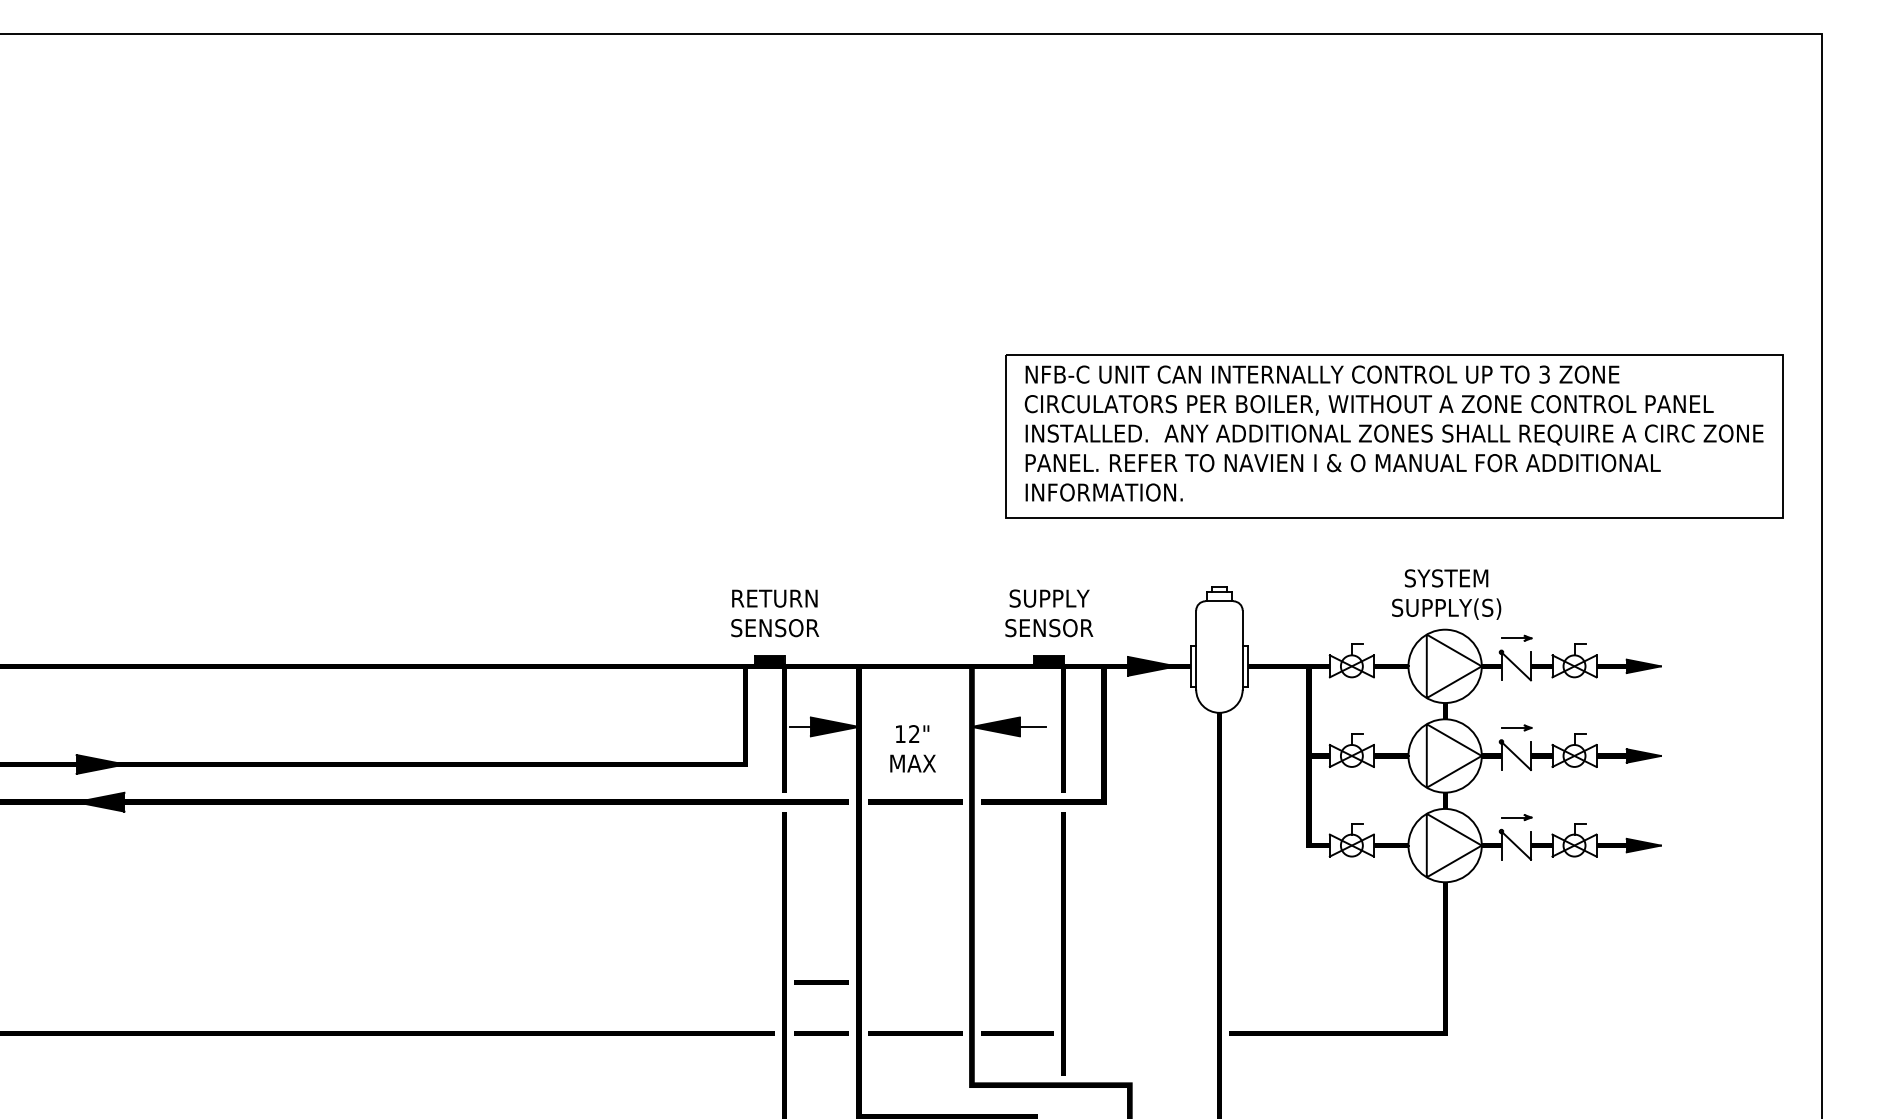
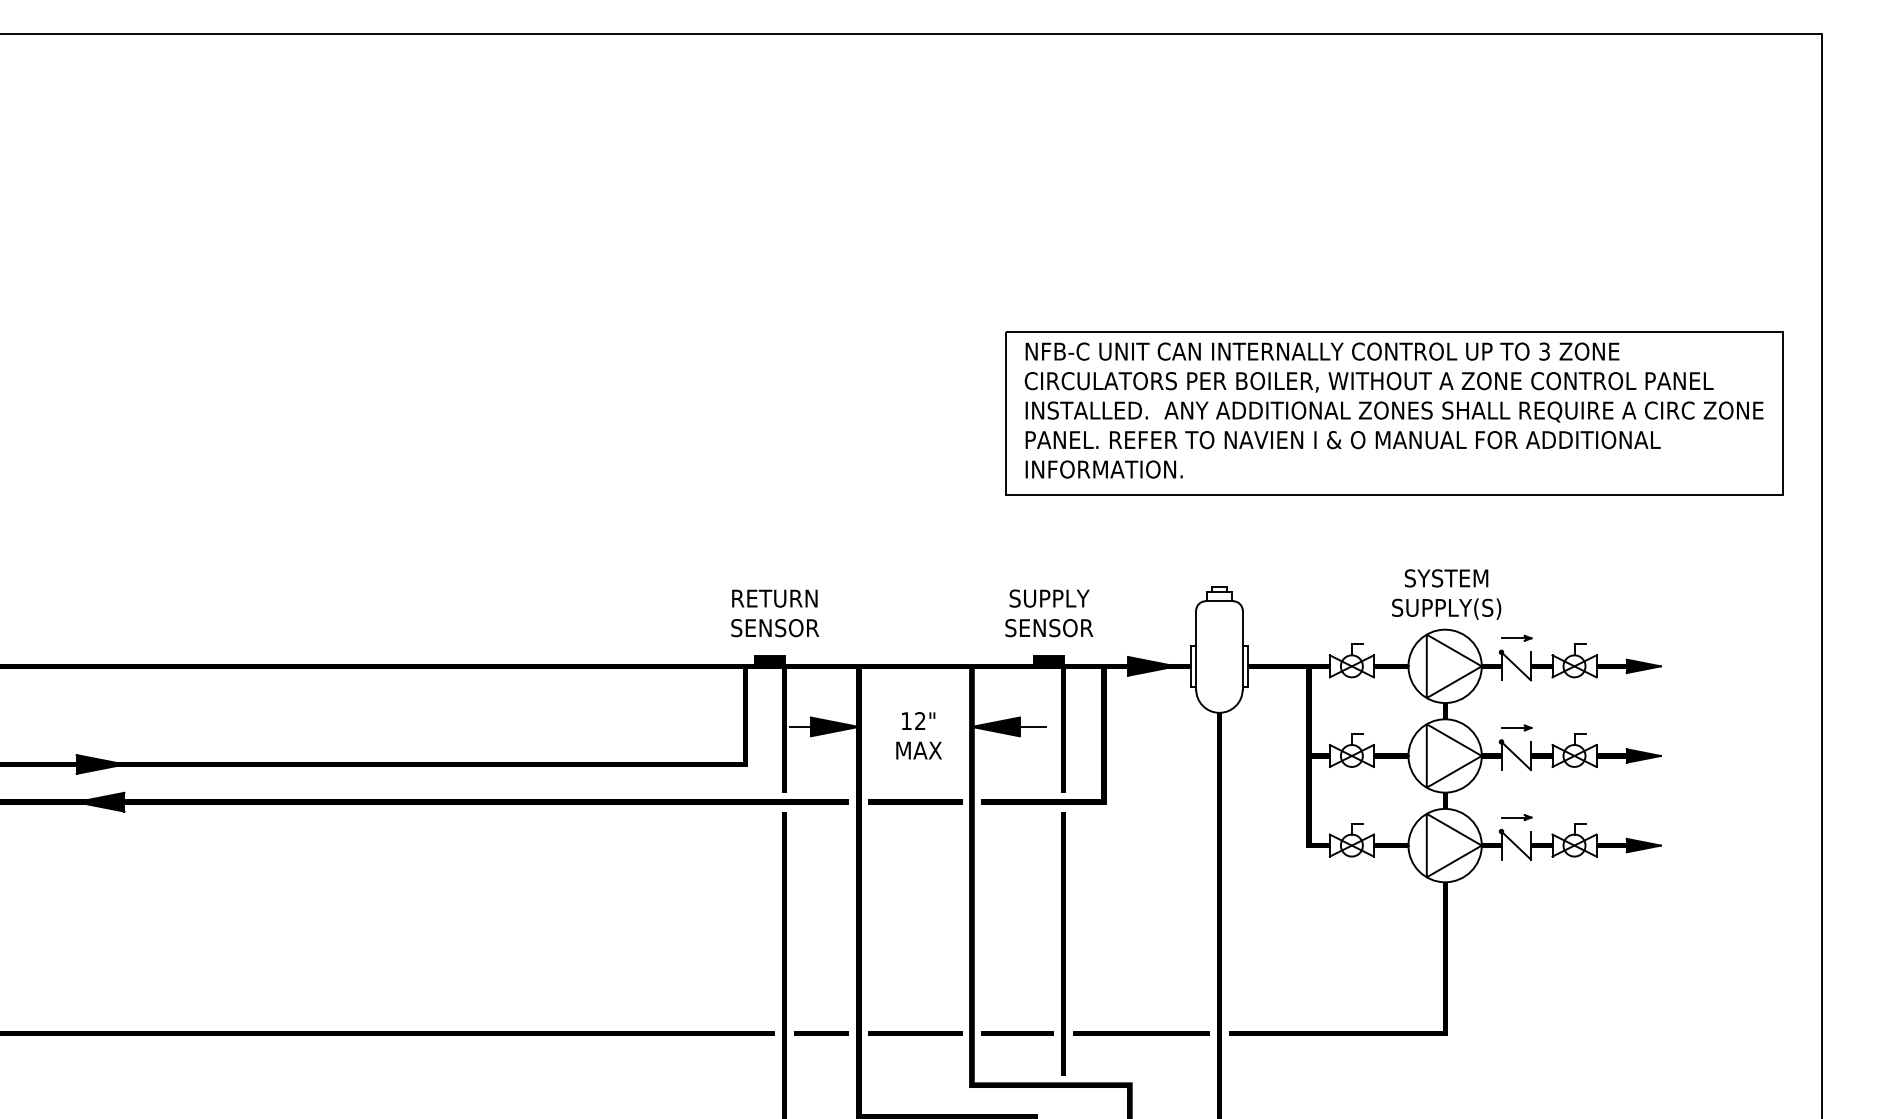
part position: (1394, 436) -> (1394, 413) (1394, 413)
text position: (912, 748) -> (918, 735) (918, 735)
line: present -> none (821, 982)
line: none -> present (1141, 1033)
